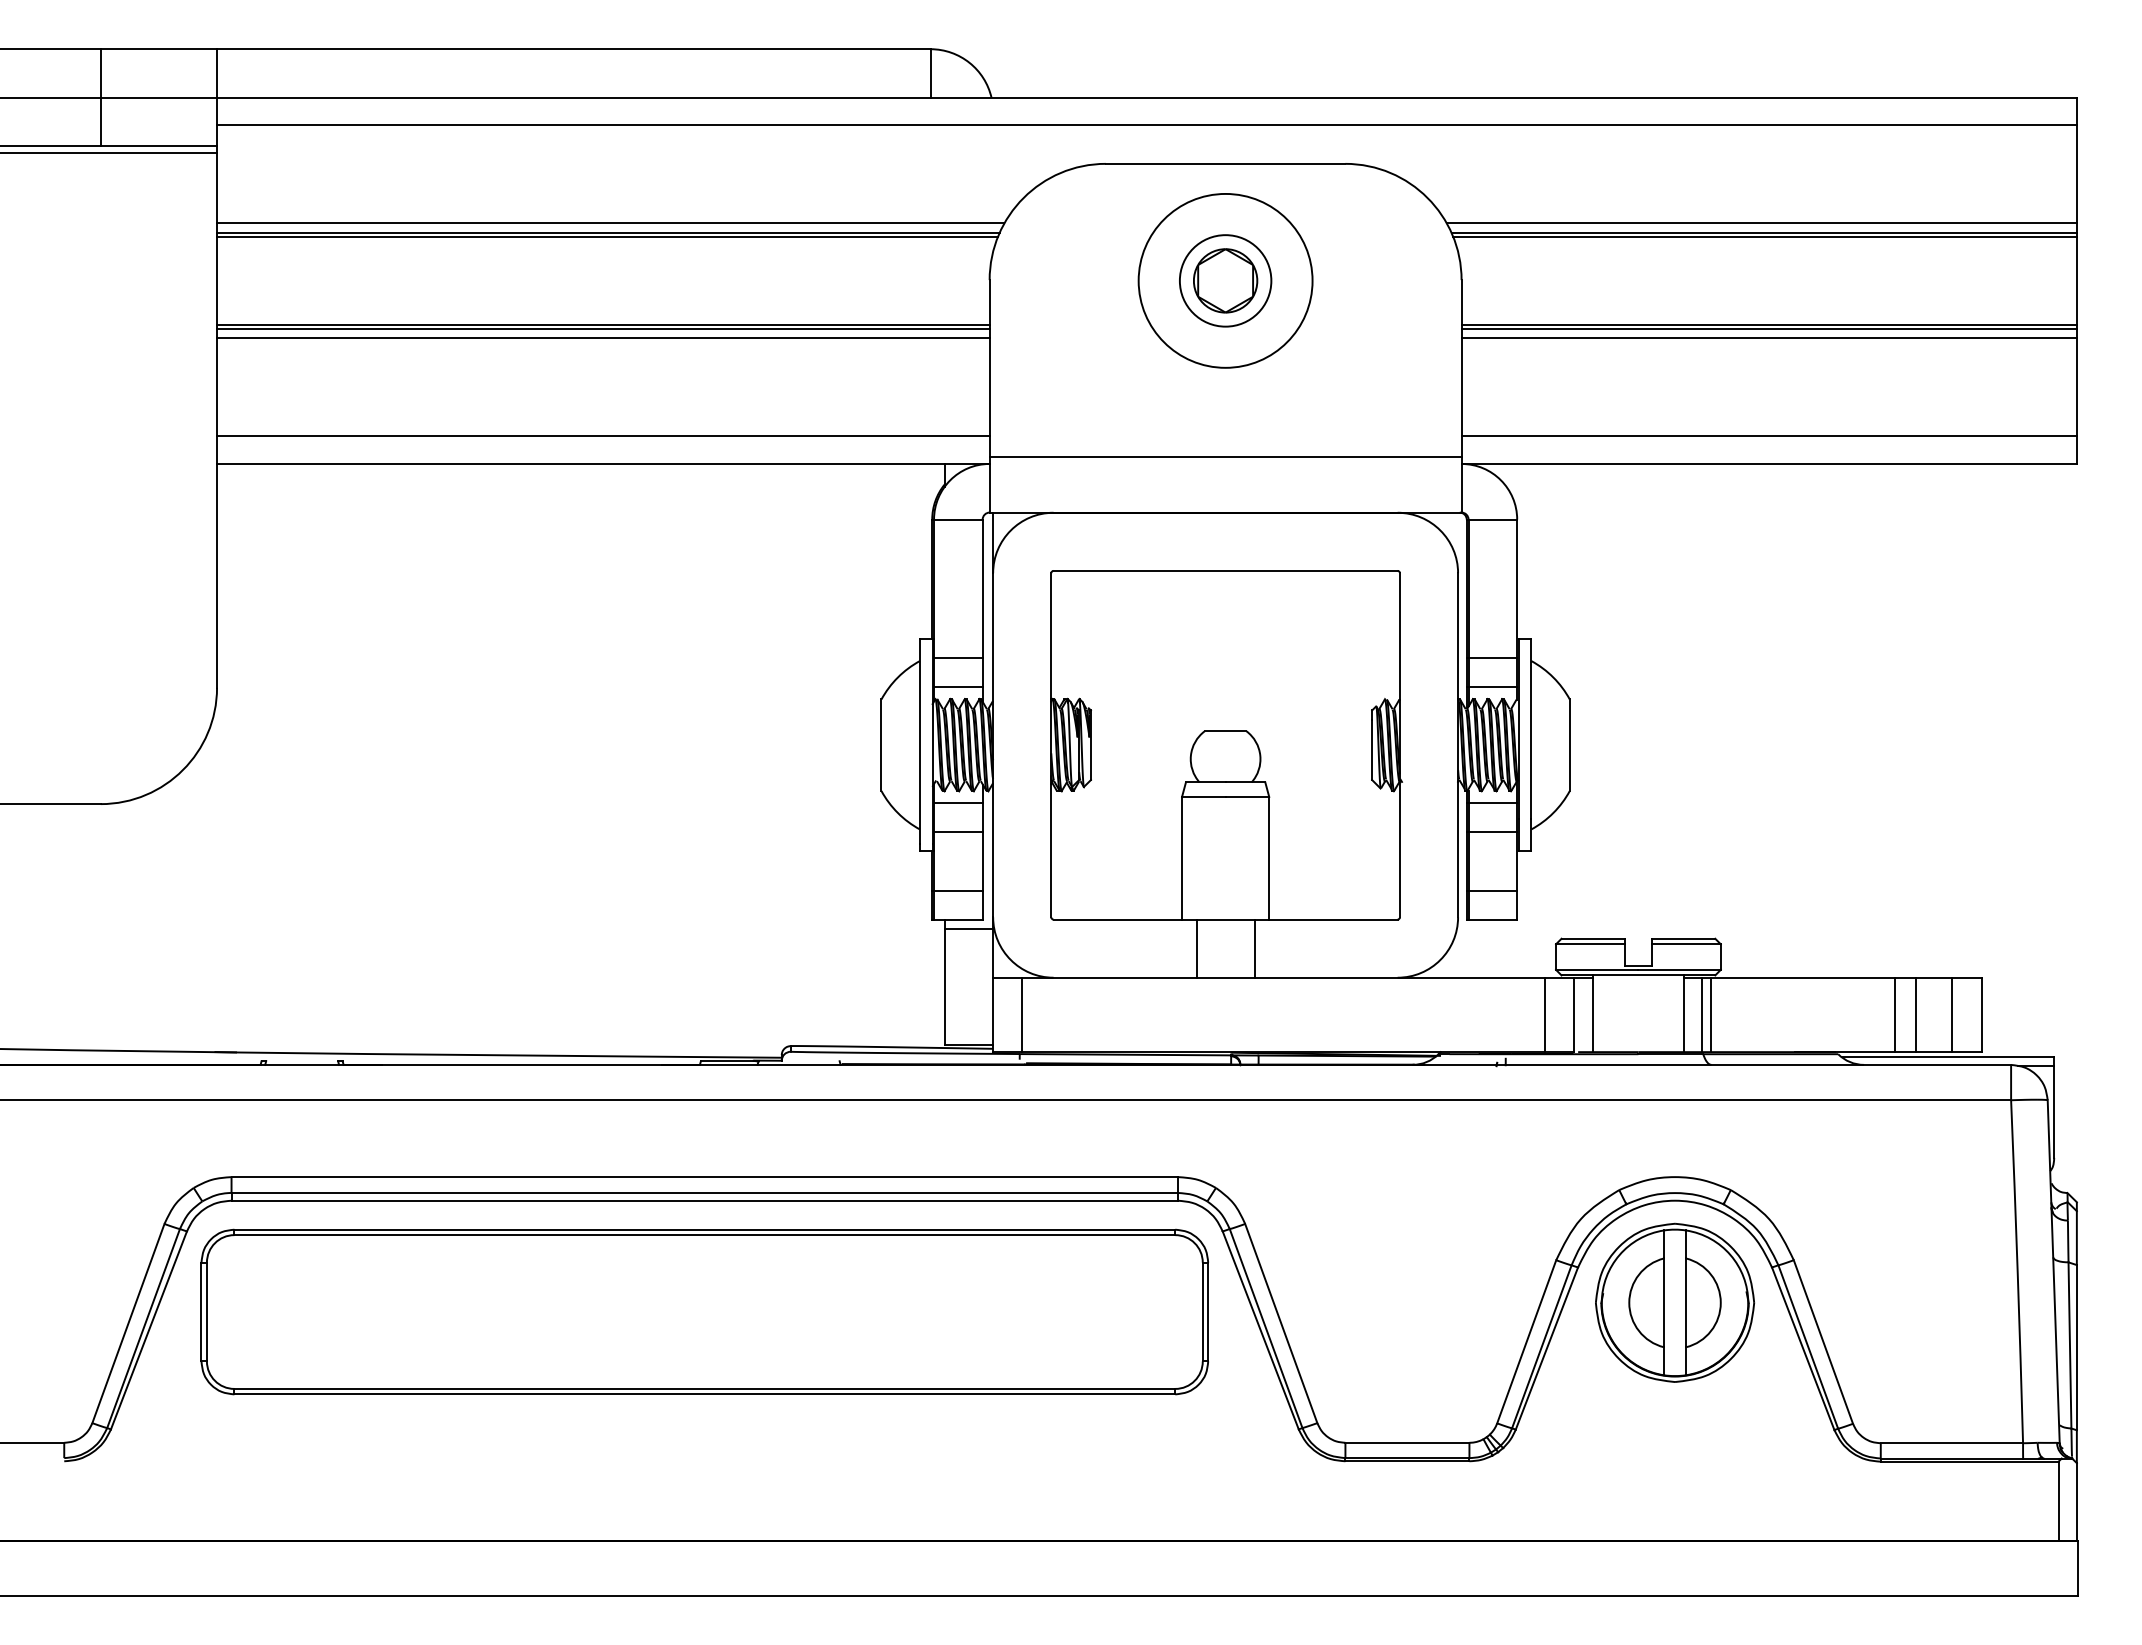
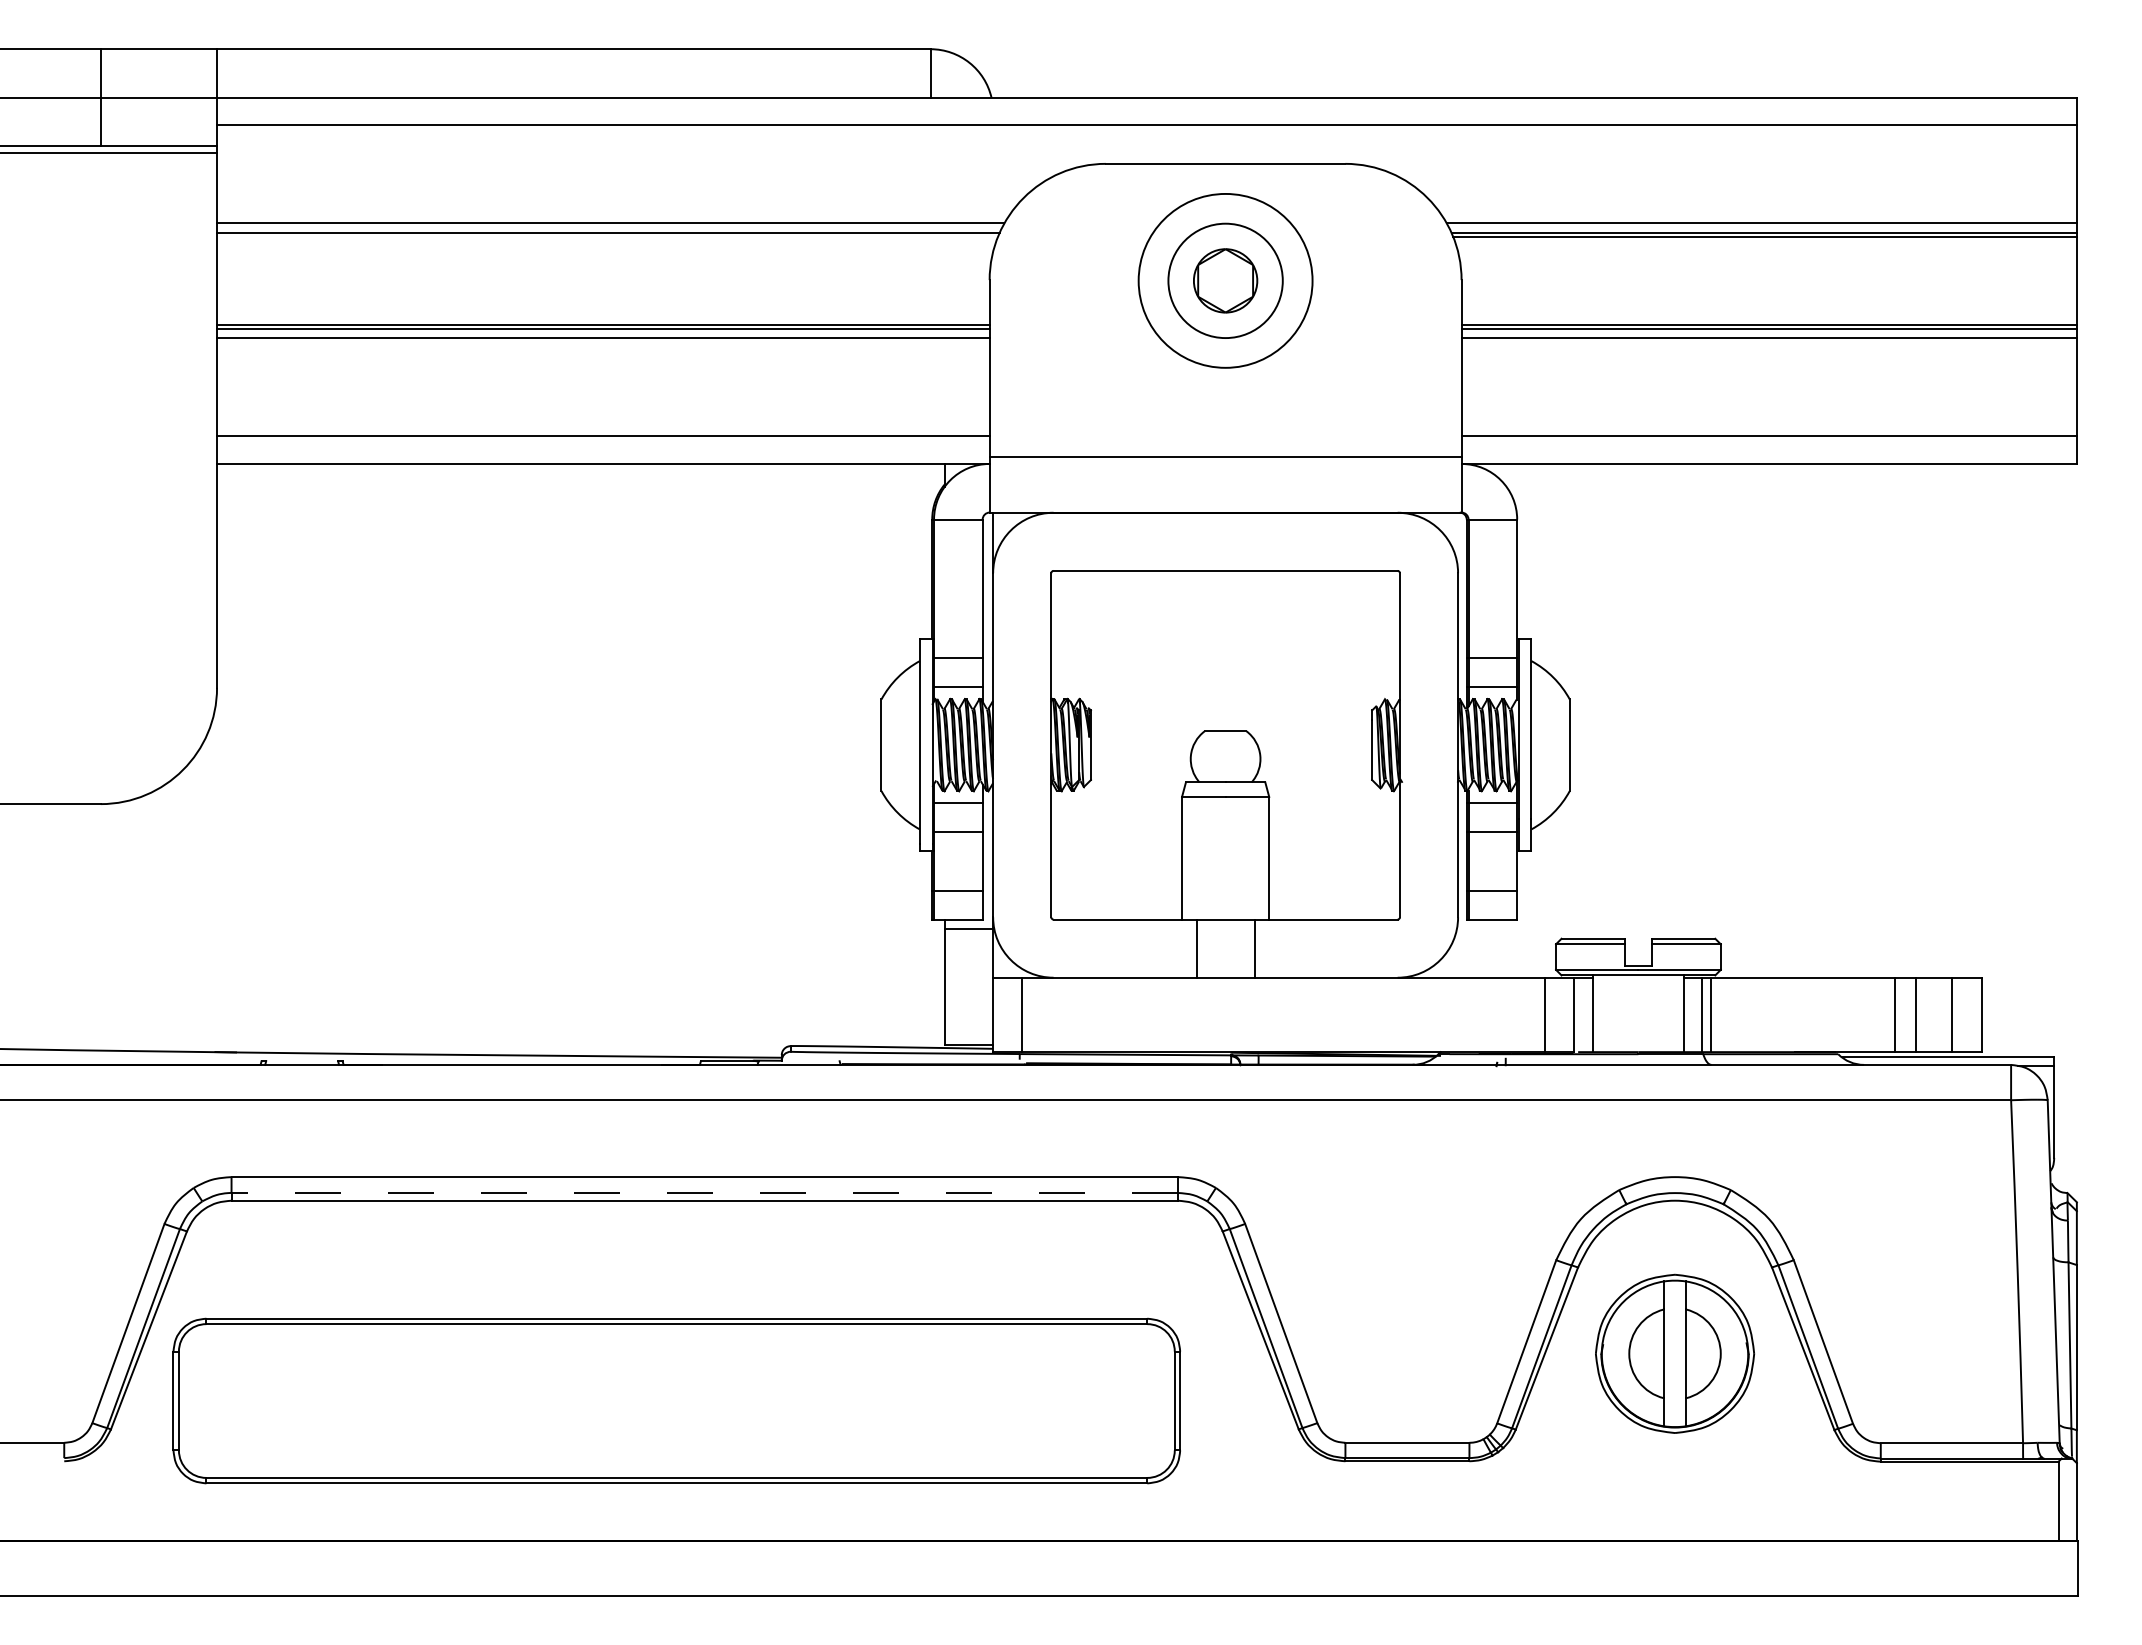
line: present -> none (607, 237)
circle diameter: 92 px -> 114 px (1225, 280)
line: solid -> dashed (704, 1192)
part position: (1675, 1302) -> (1675, 1353) (1675, 1353)
part position: (704, 1311) -> (676, 1400) (676, 1400)
